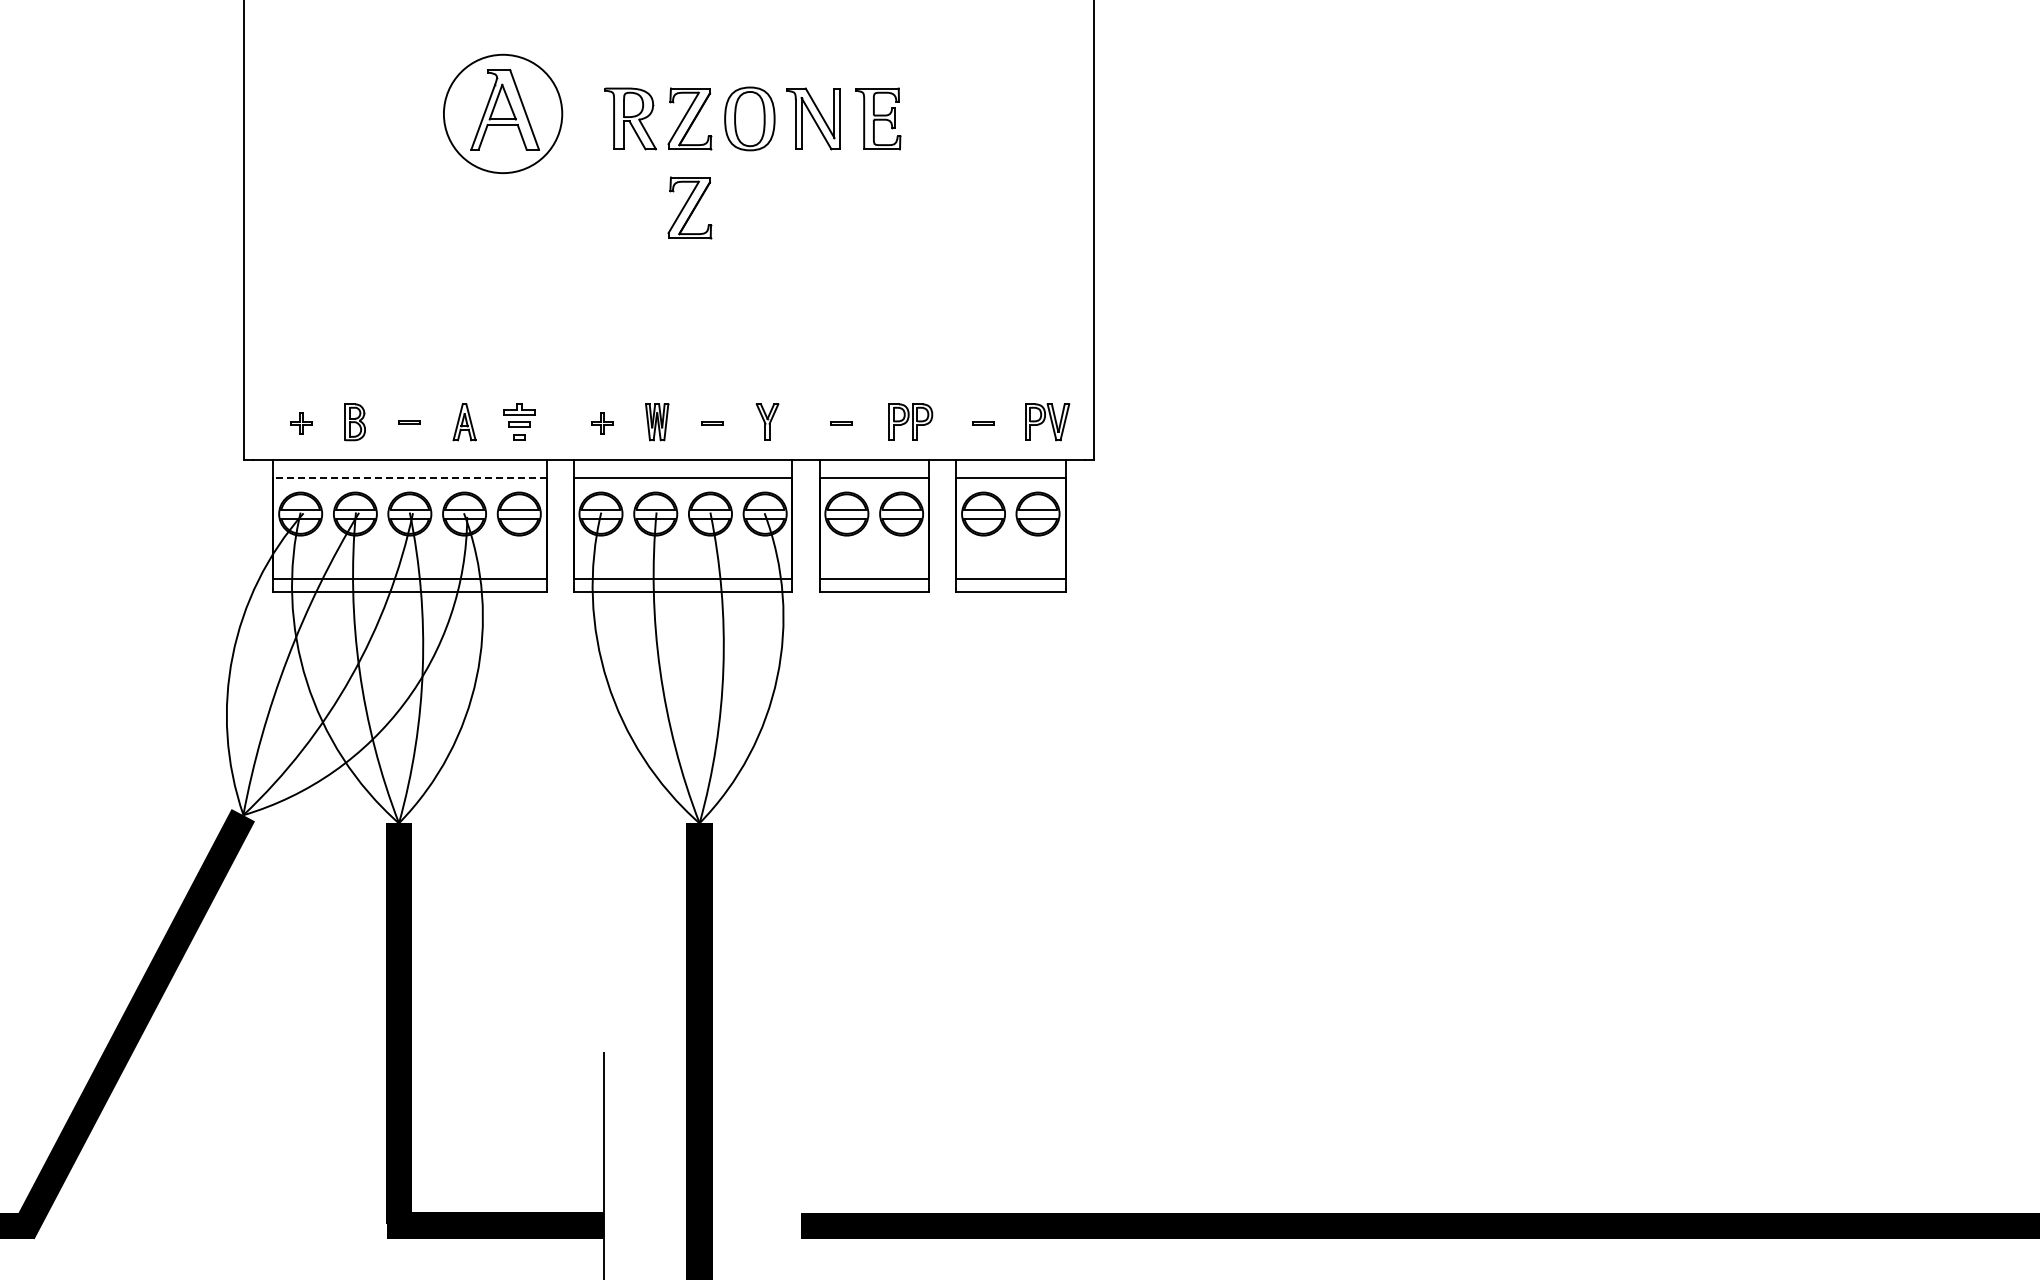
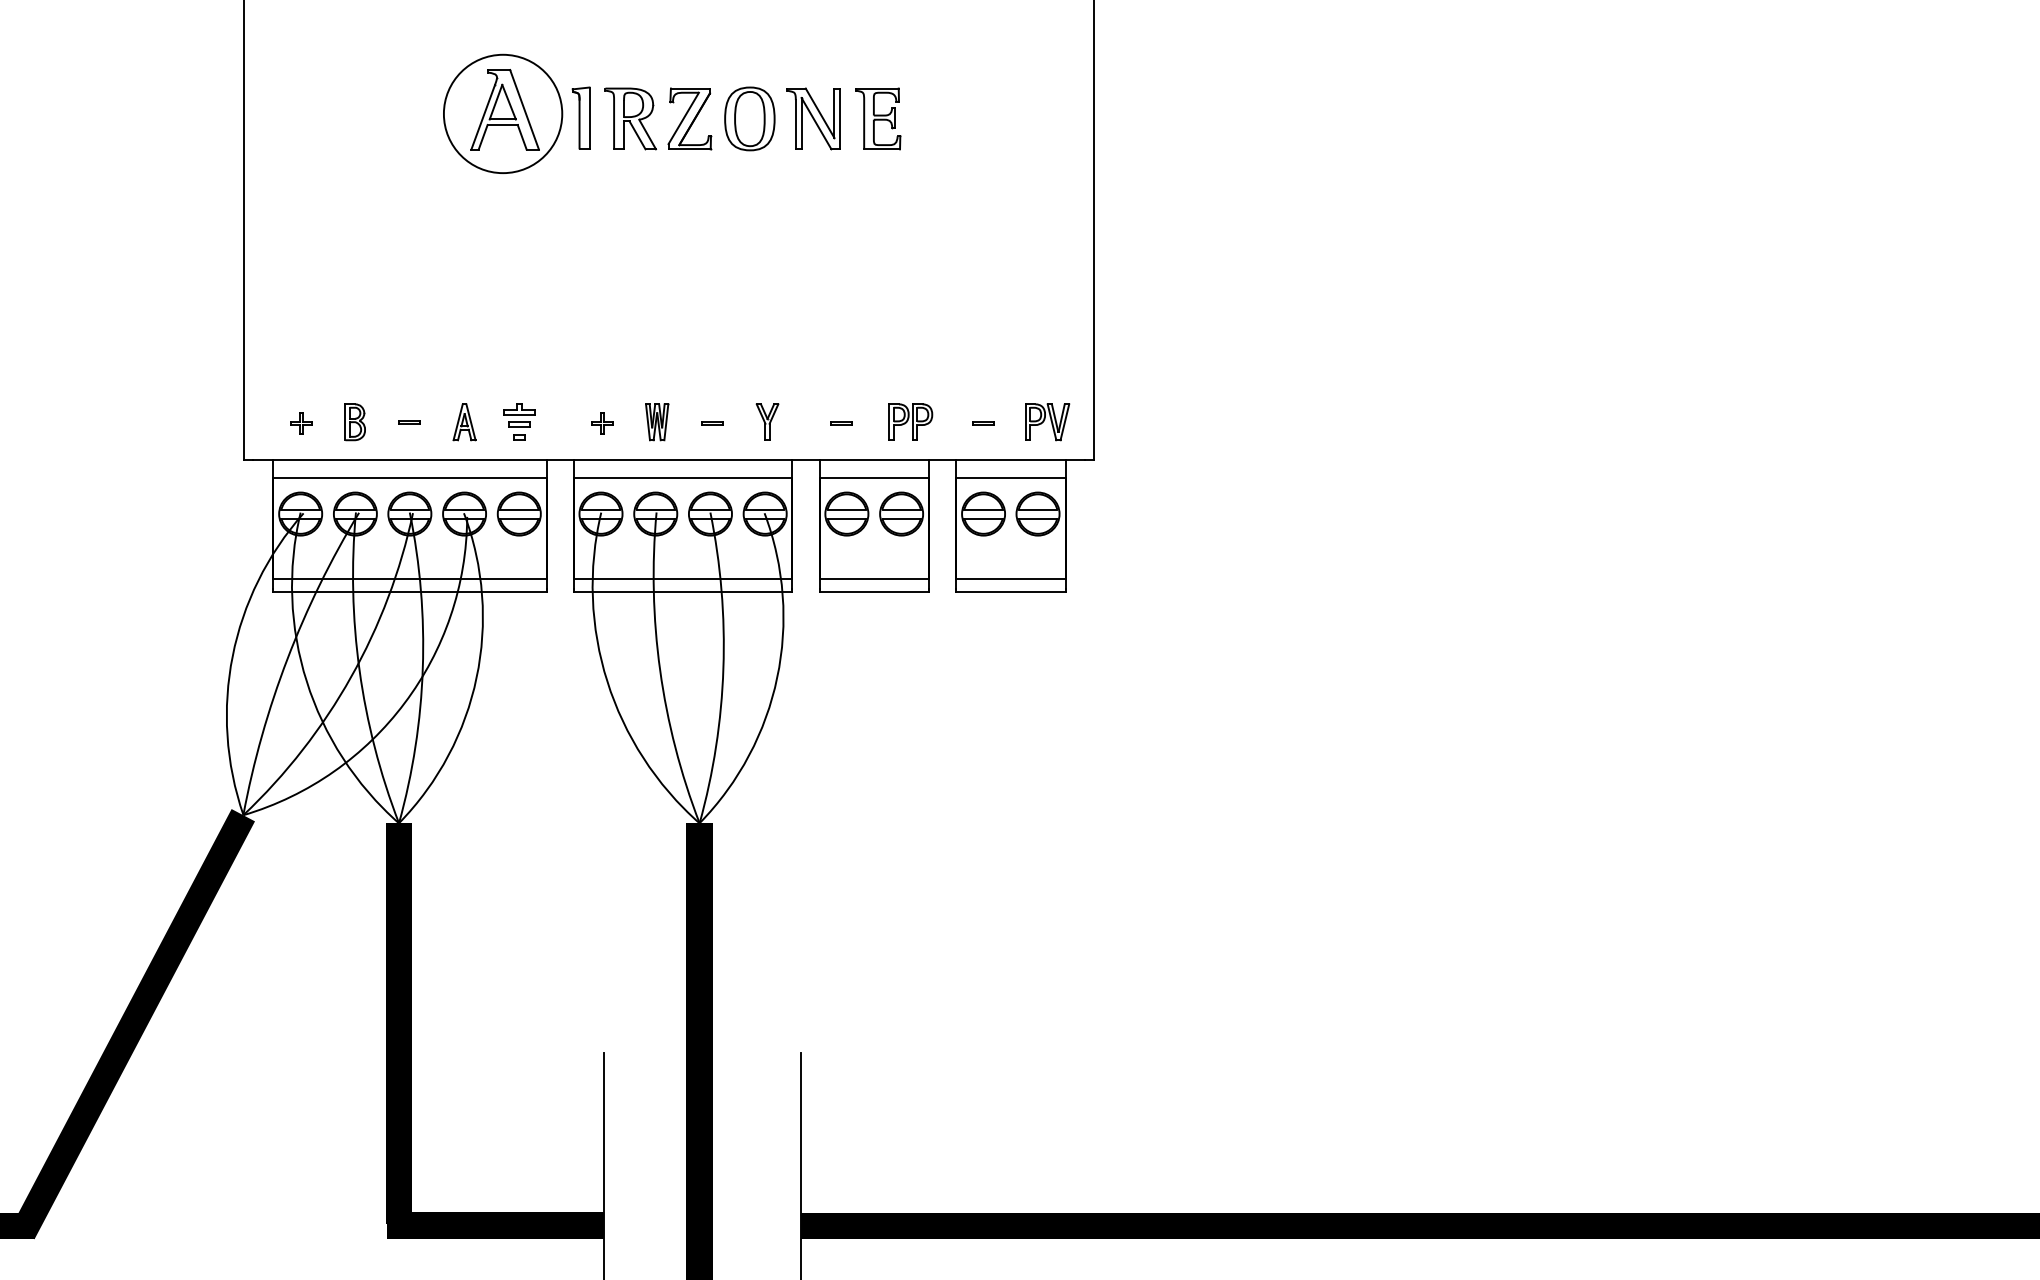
part: none -> present (580, 117)
part: present -> none (689, 207)
line: dashed -> solid (409, 478)
line: none -> present (801, 1164)
